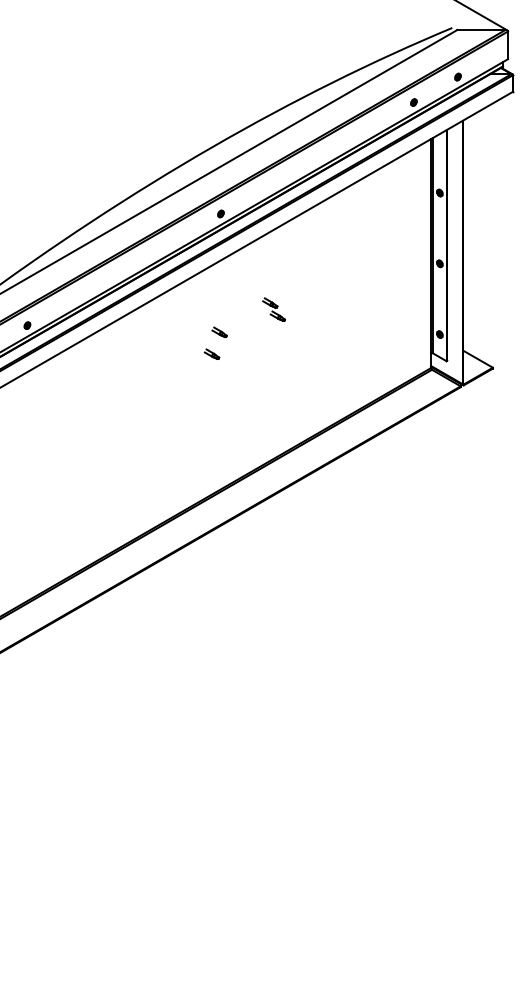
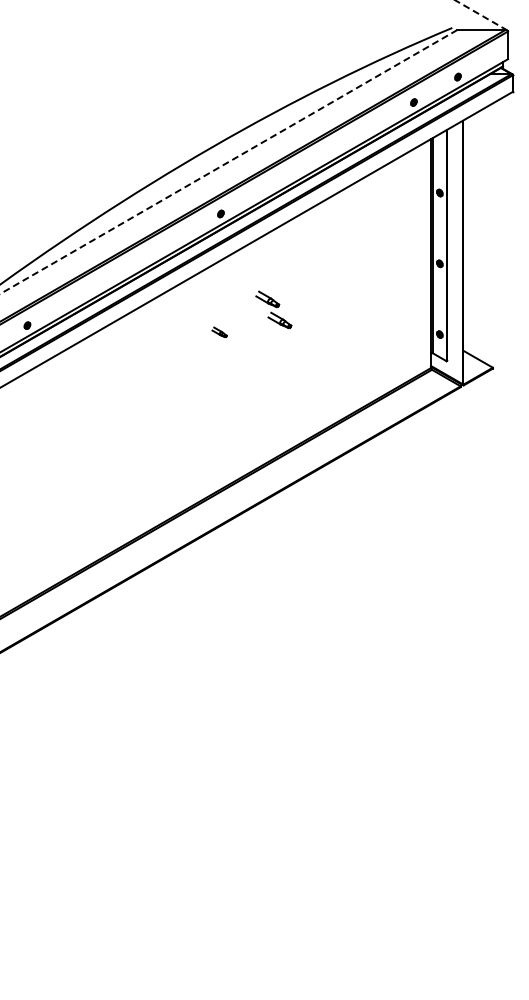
line: solid -> dashed (481, 15)
line: solid -> dashed (228, 161)
part size: 25x25 px -> 38x39 px (273, 309)
part: present -> none (211, 353)
